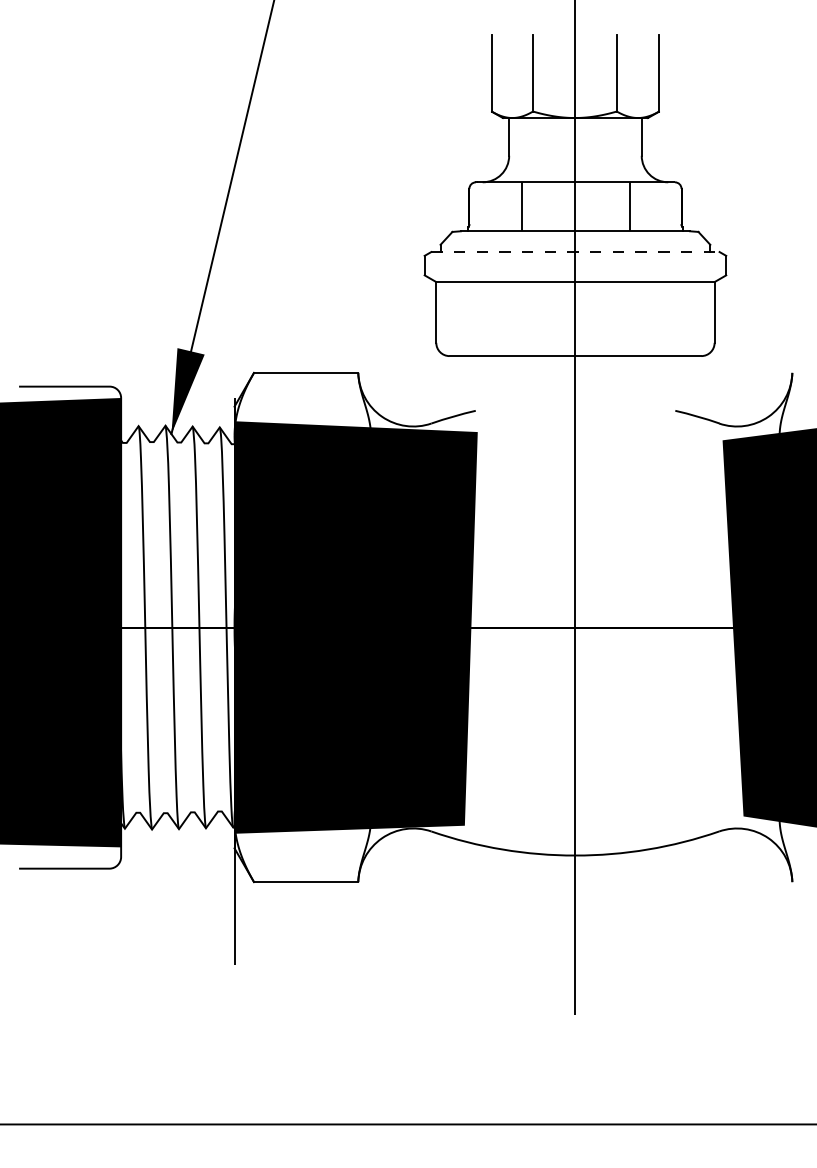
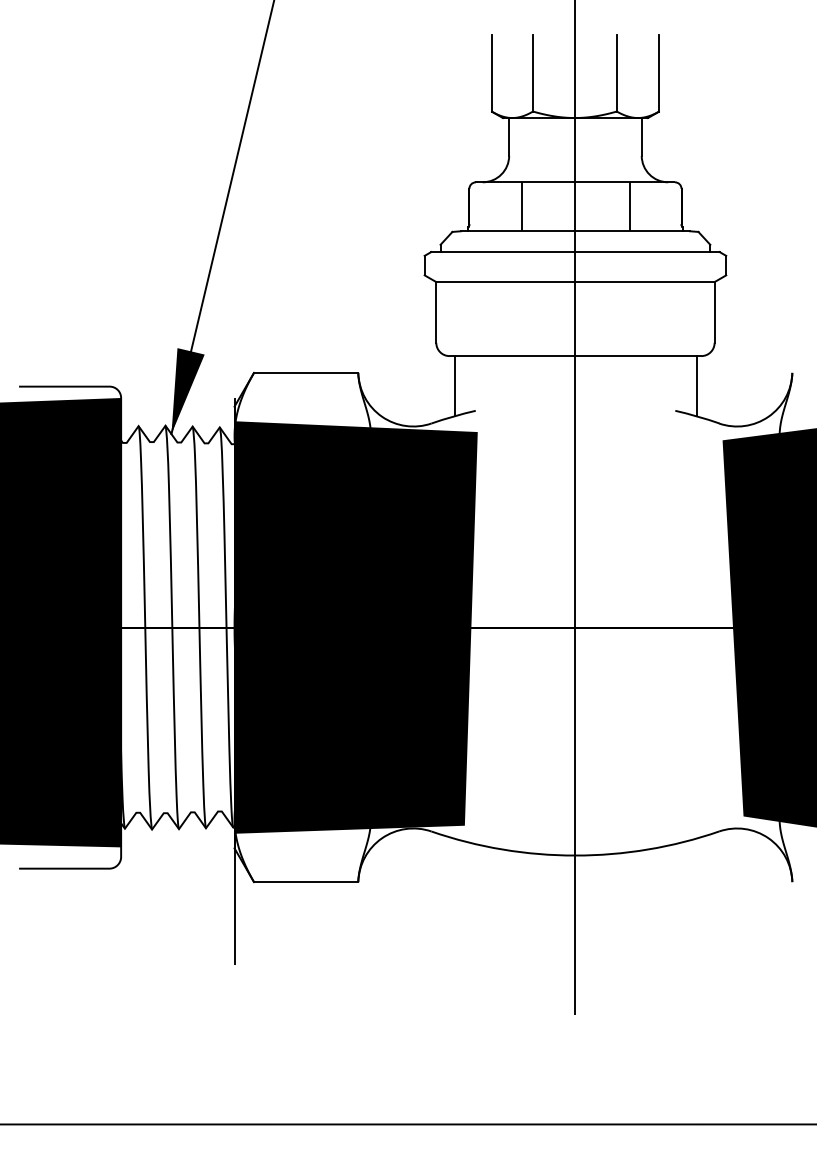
line: dashed -> solid (575, 252)
line: none -> present (455, 386)
line: none -> present (696, 386)
